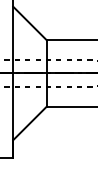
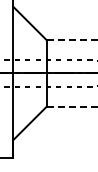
line: solid -> dashed (72, 40)
line: solid -> dashed (72, 106)
